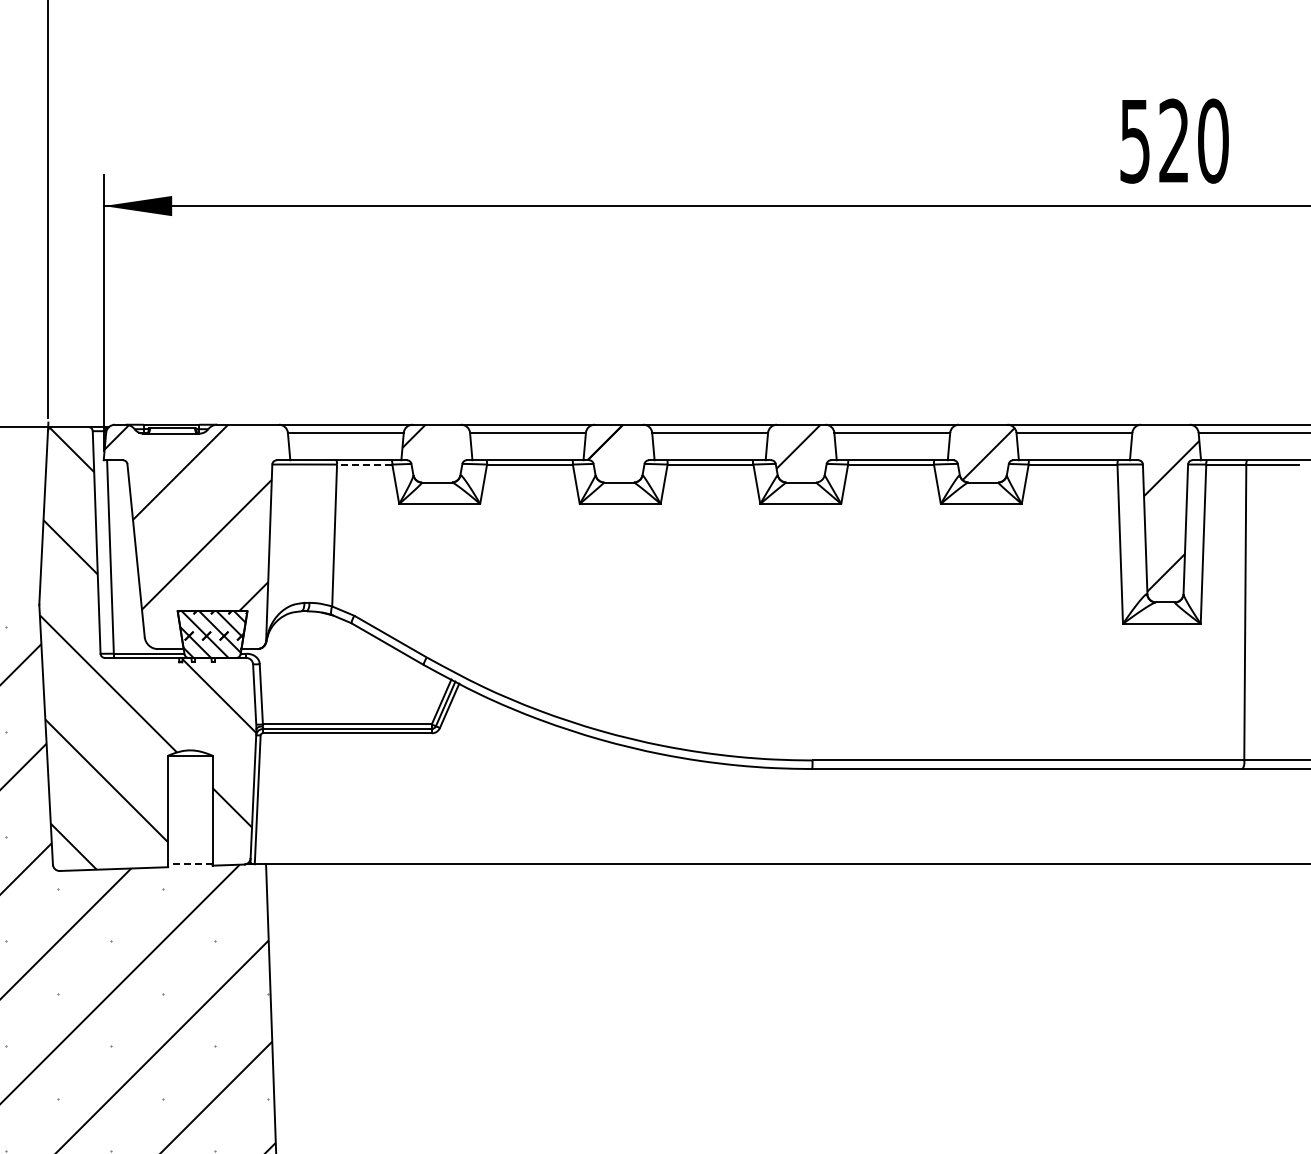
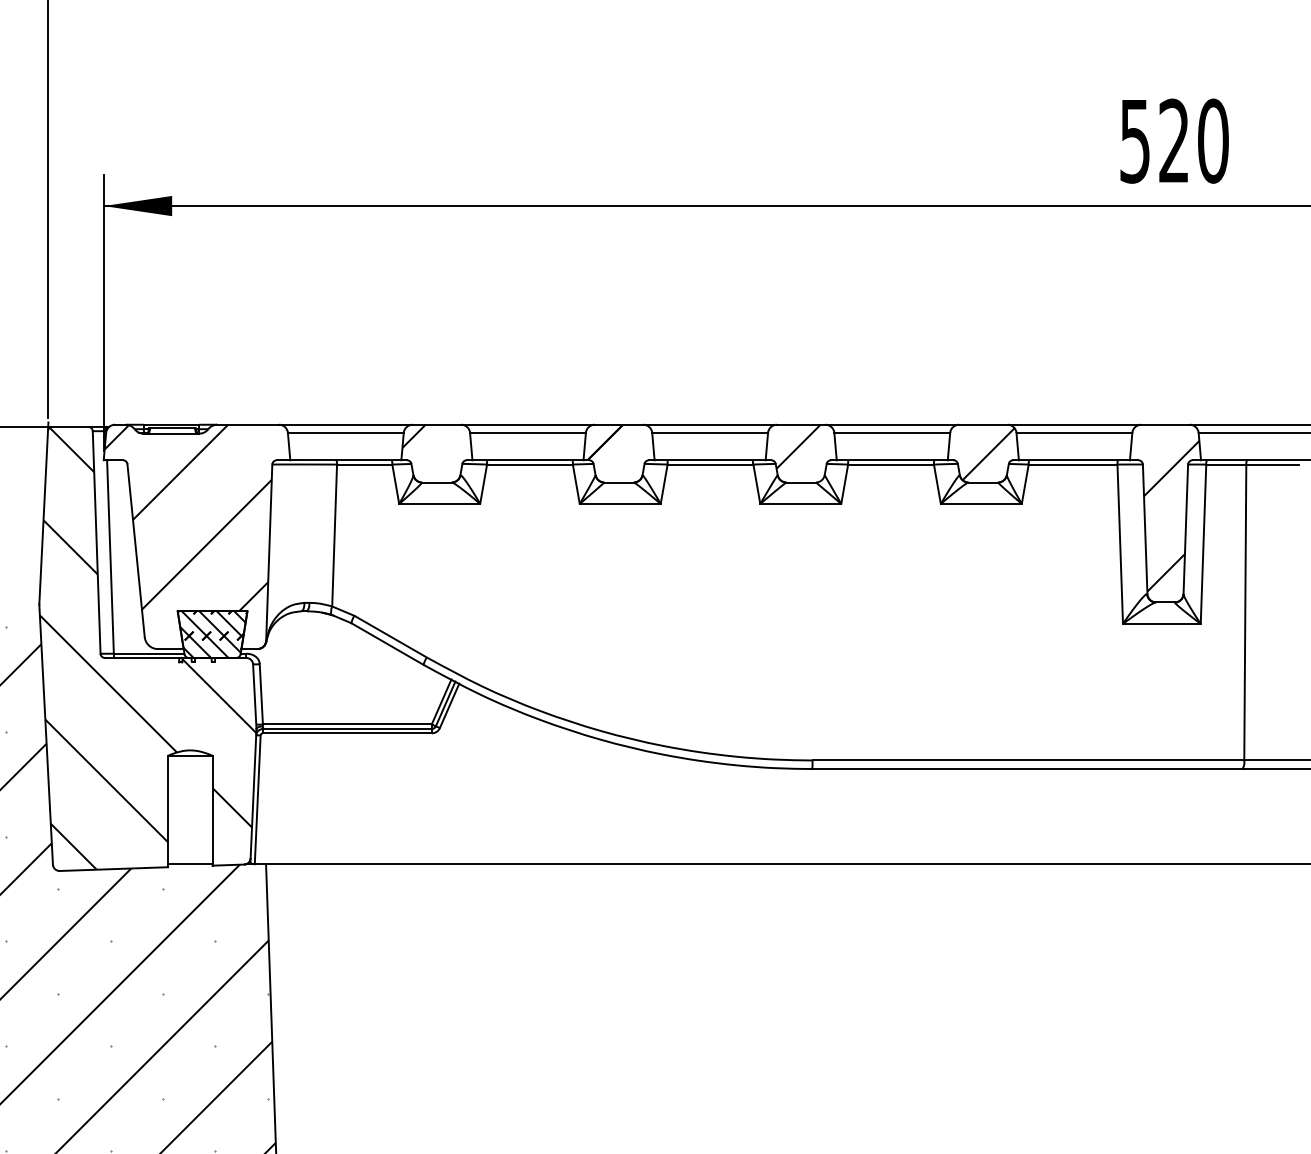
line: dashed -> solid (364, 464)
line: dashed -> solid (189, 864)
